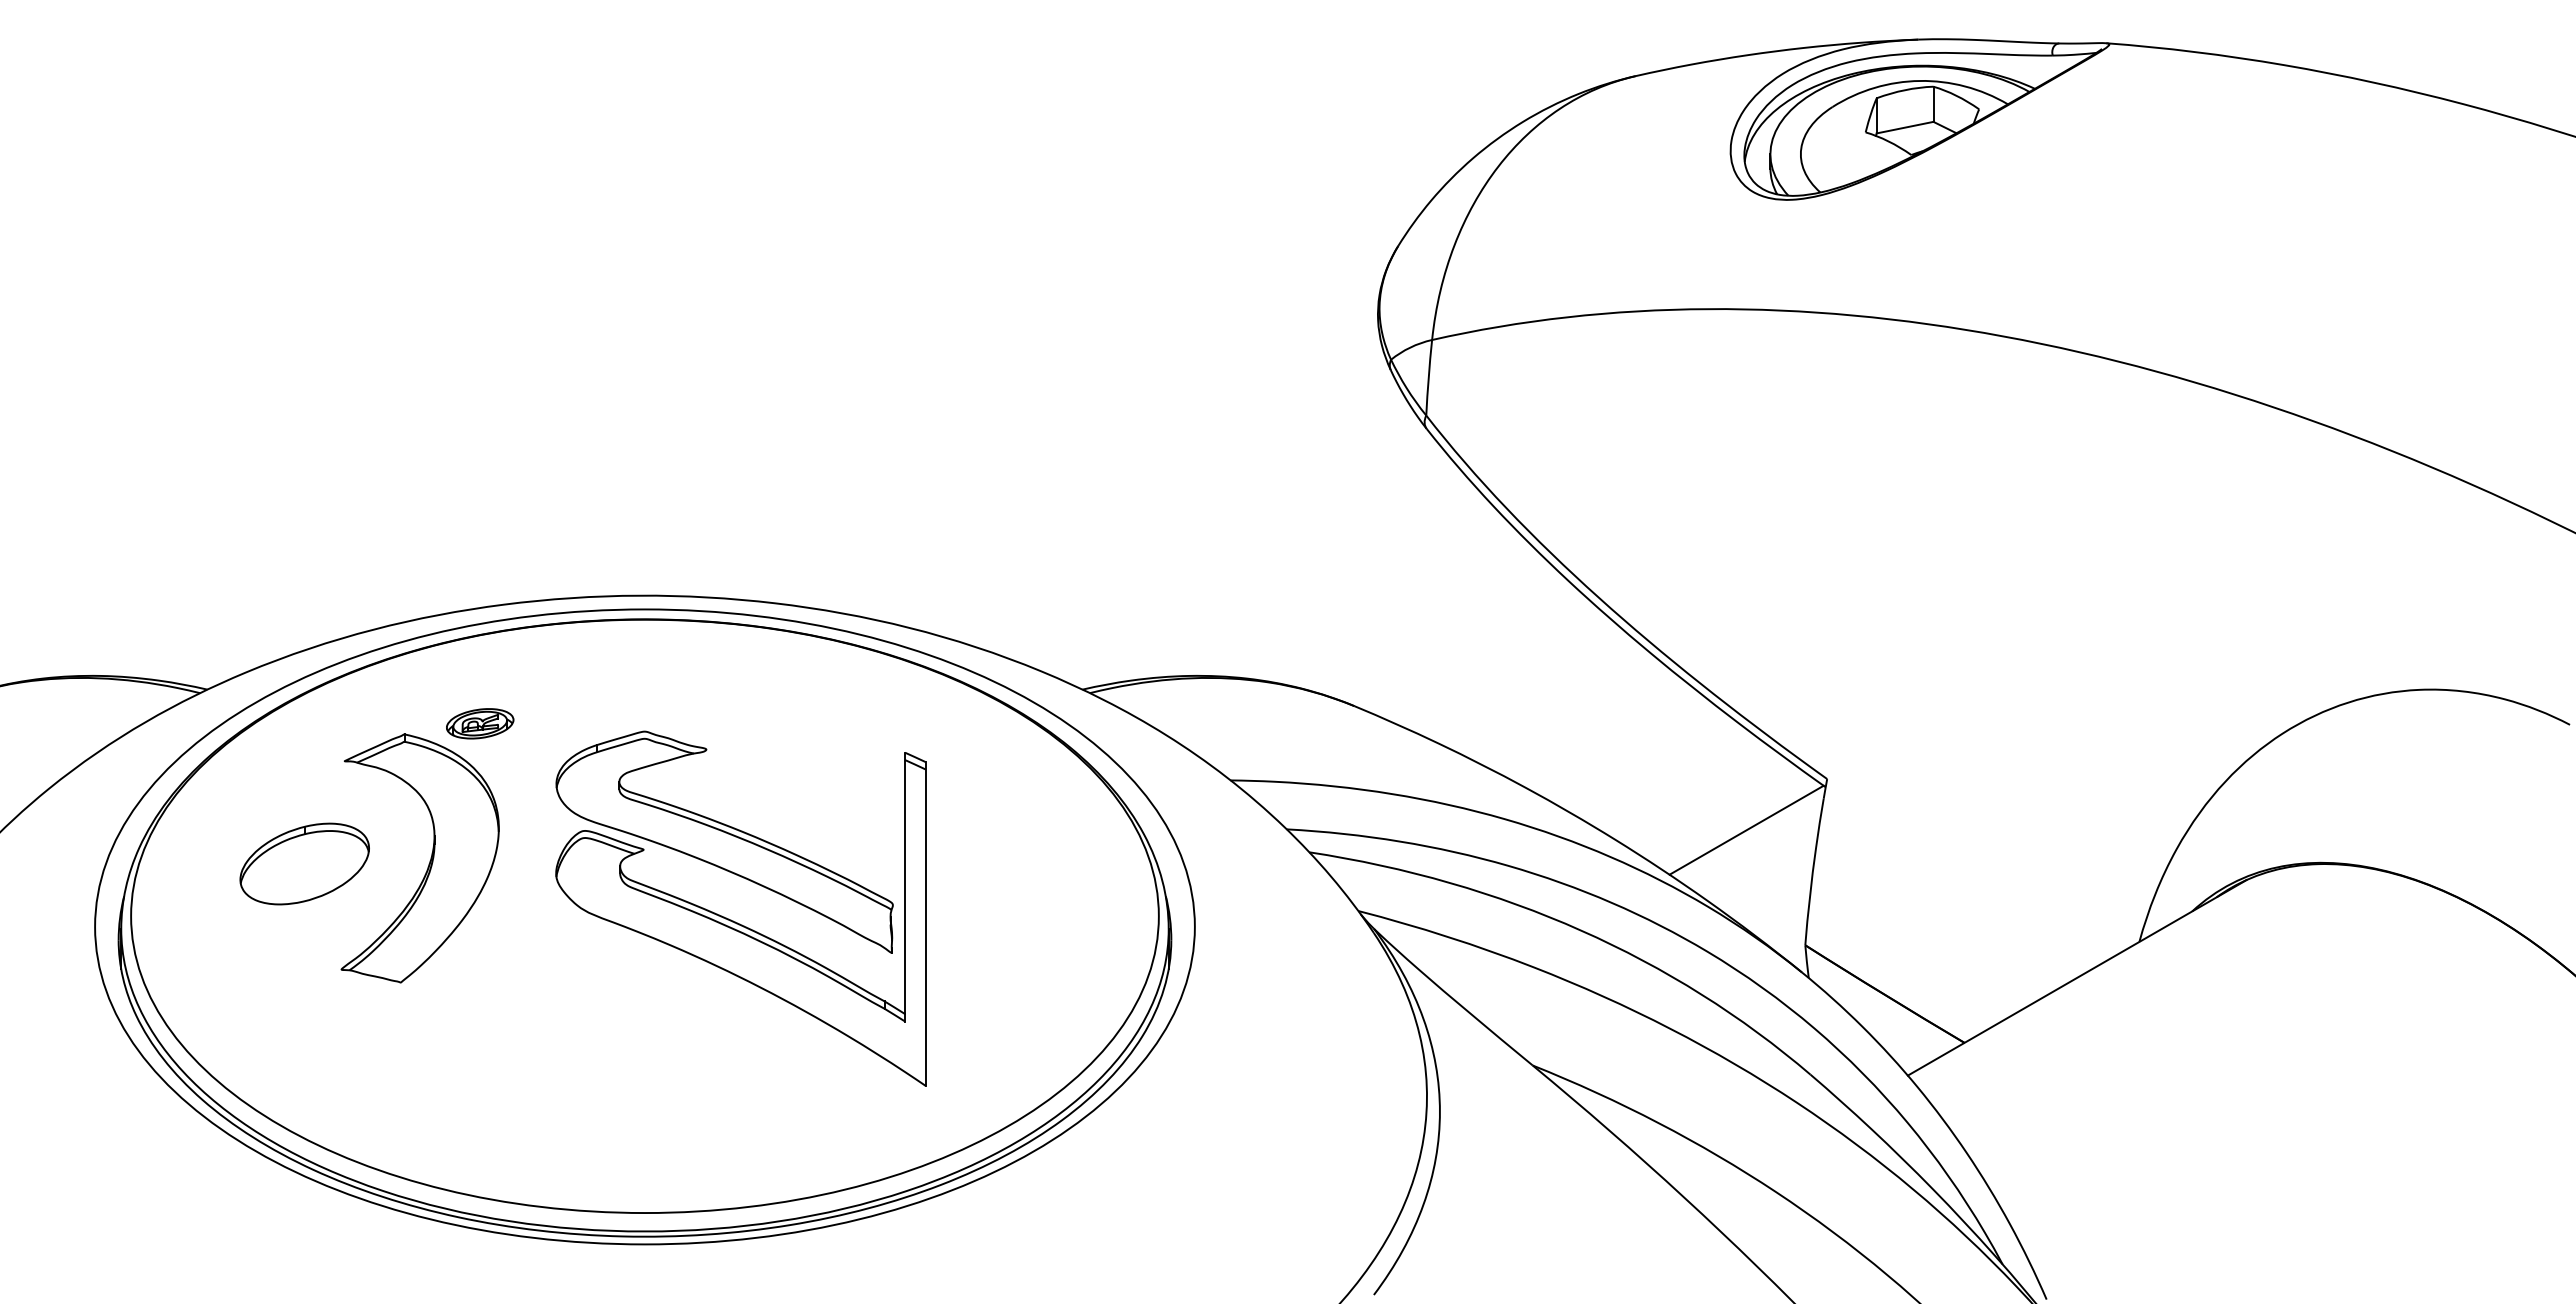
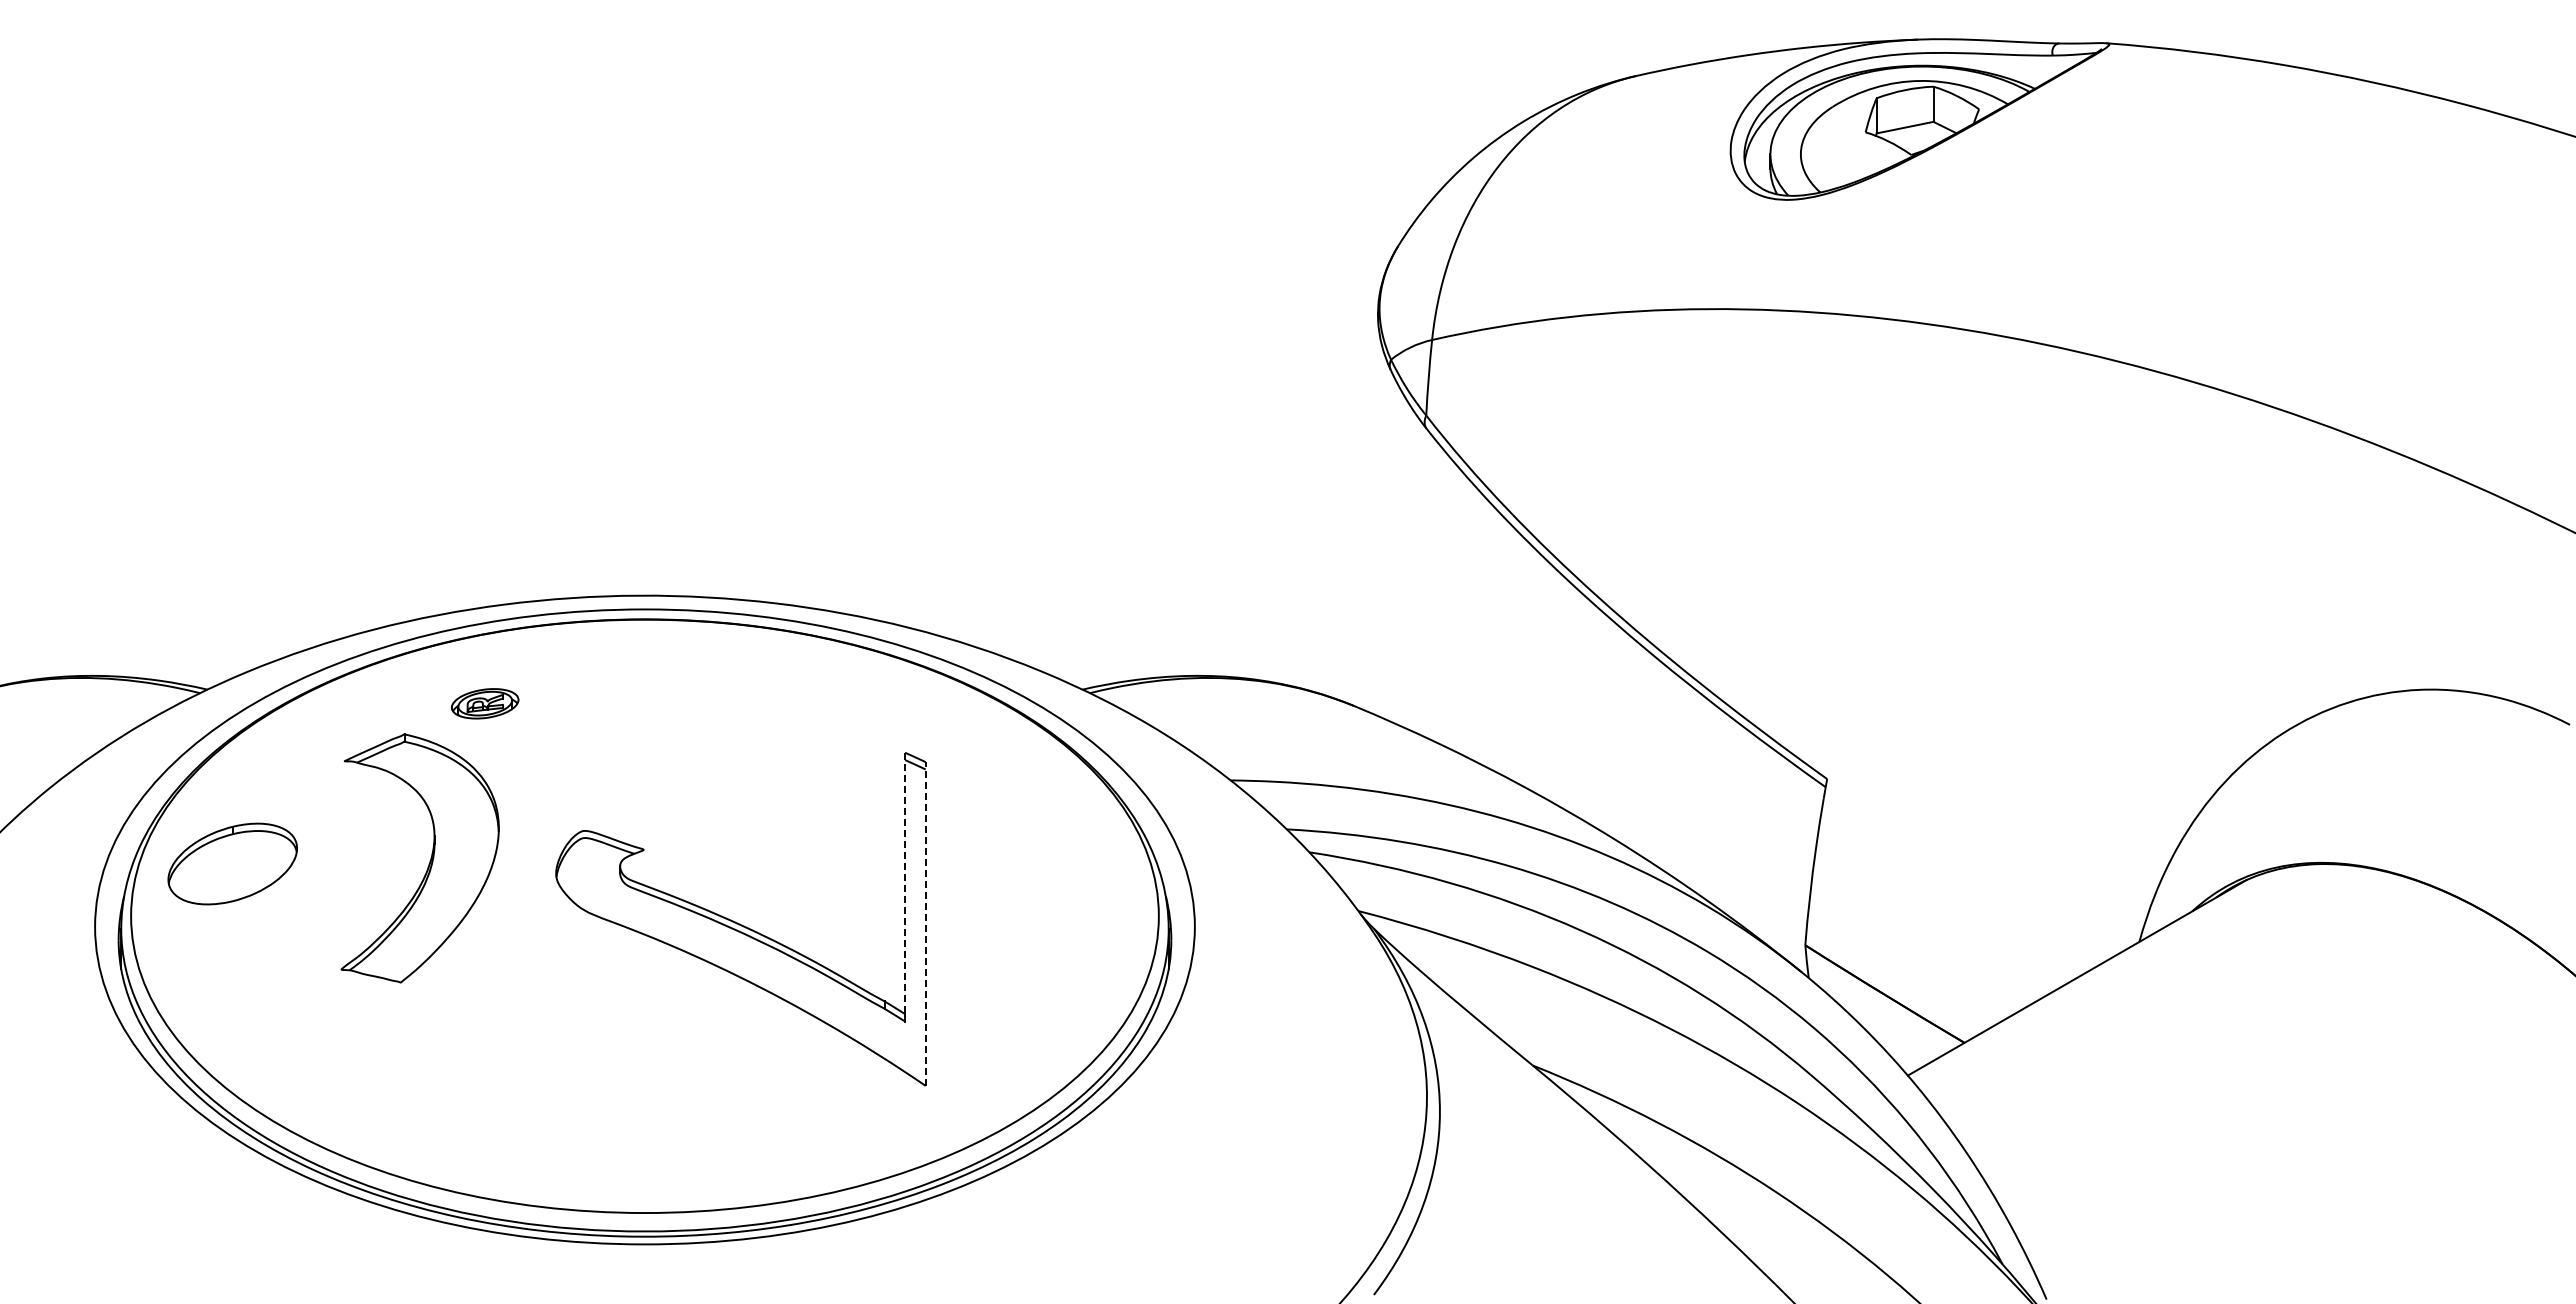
part position: (480, 723) -> (485, 703) (485, 703)
line: present -> none (1746, 829)
part: present -> none (724, 841)
part position: (304, 863) -> (232, 863) (232, 863)
line: solid -> dashed (905, 883)
line: solid -> dashed (925, 924)
